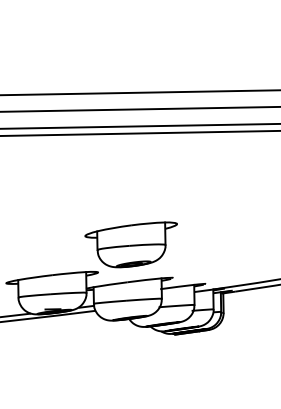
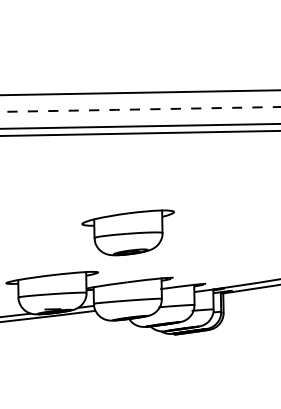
arc: solid -> dashed (140, 109)
part position: (130, 244) -> (127, 232) (127, 232)
